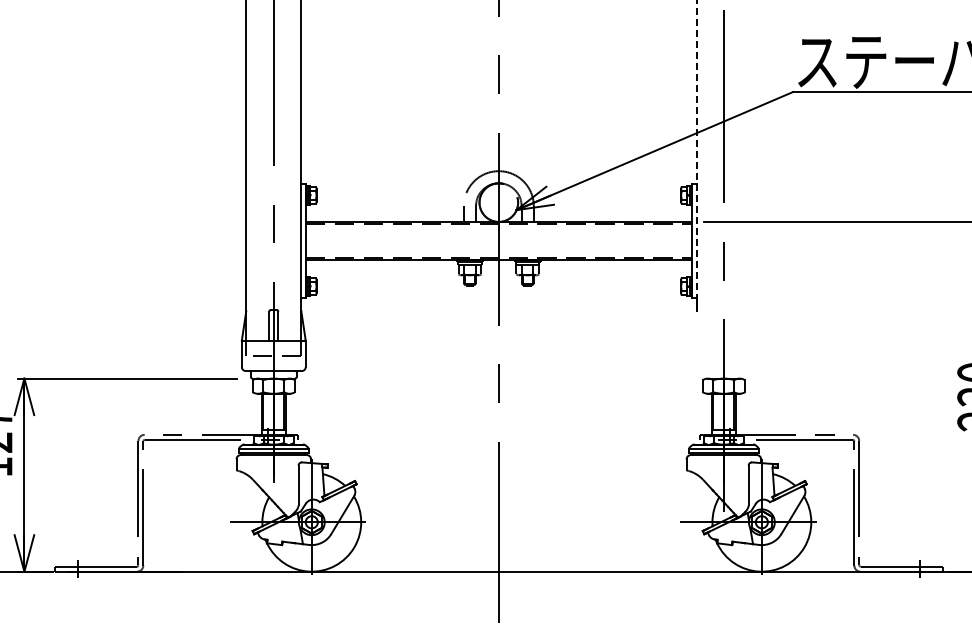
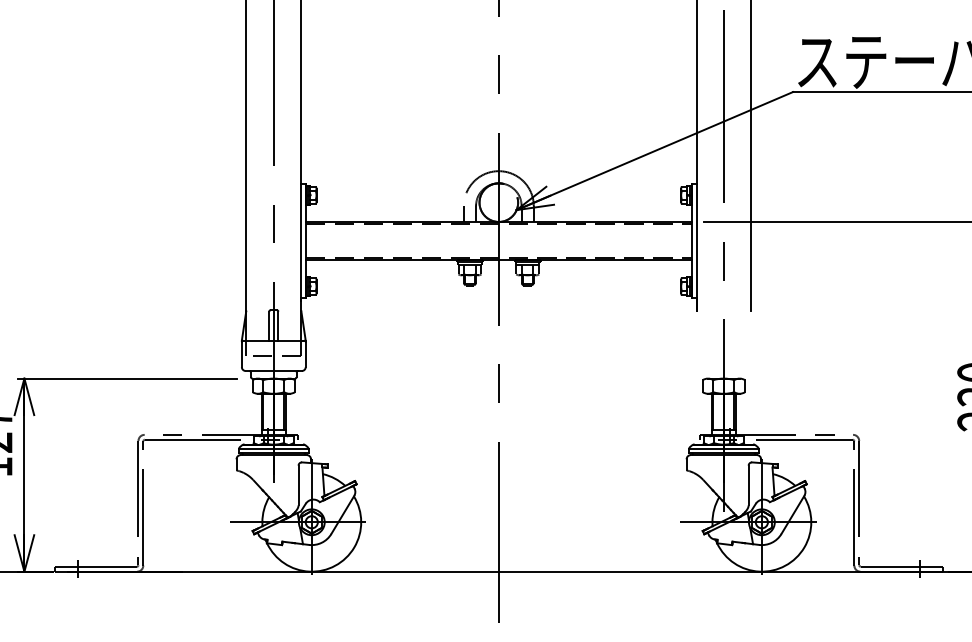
line: dashed -> solid (696, 150)
line: none -> present (751, 156)
